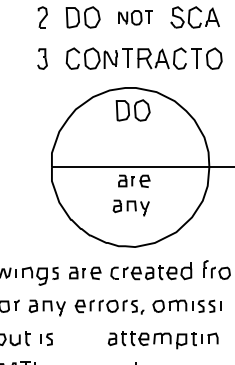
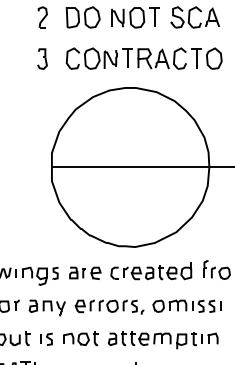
part size: 35x16 px -> 49x22 px (135, 17)
part: present -> none (132, 110)
part: present -> none (134, 180)
part: present -> none (130, 207)
part: none -> present (80, 338)
